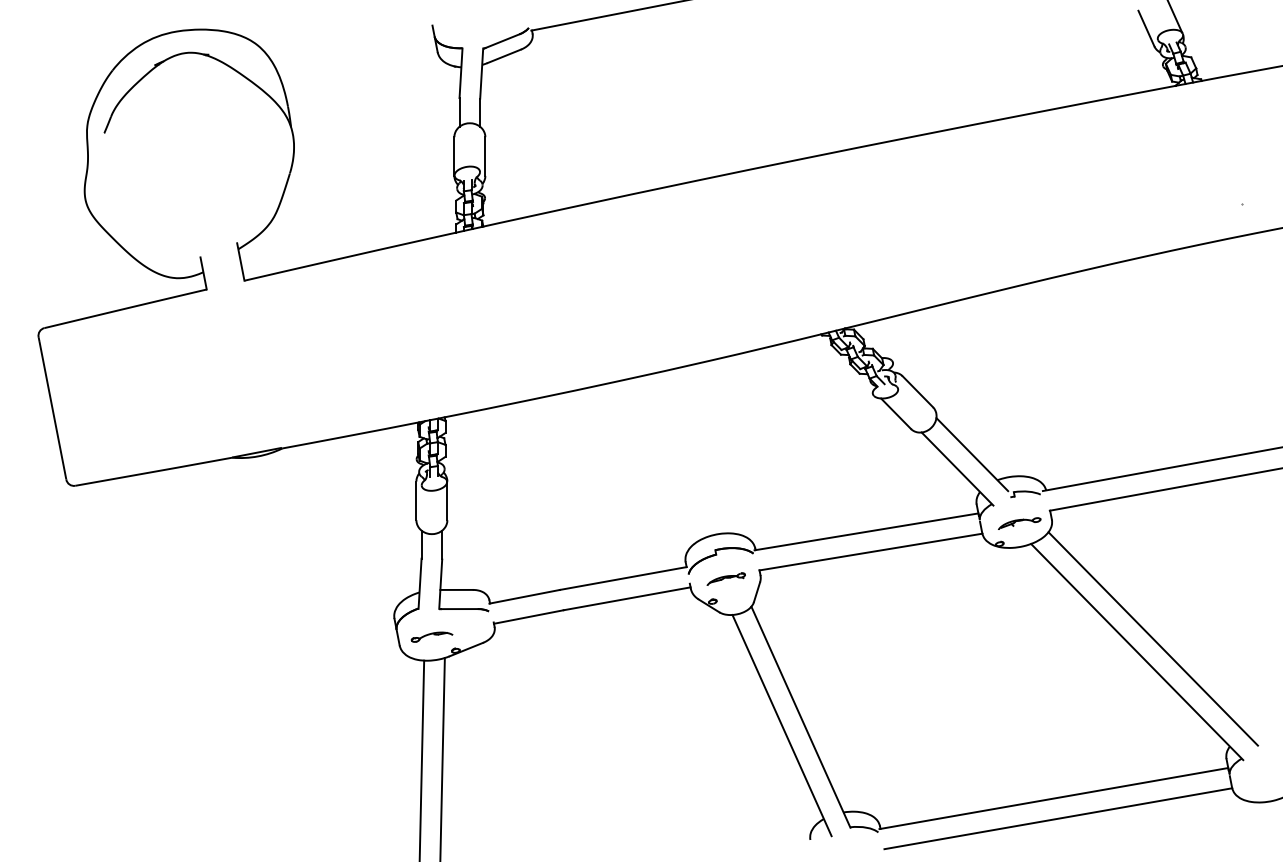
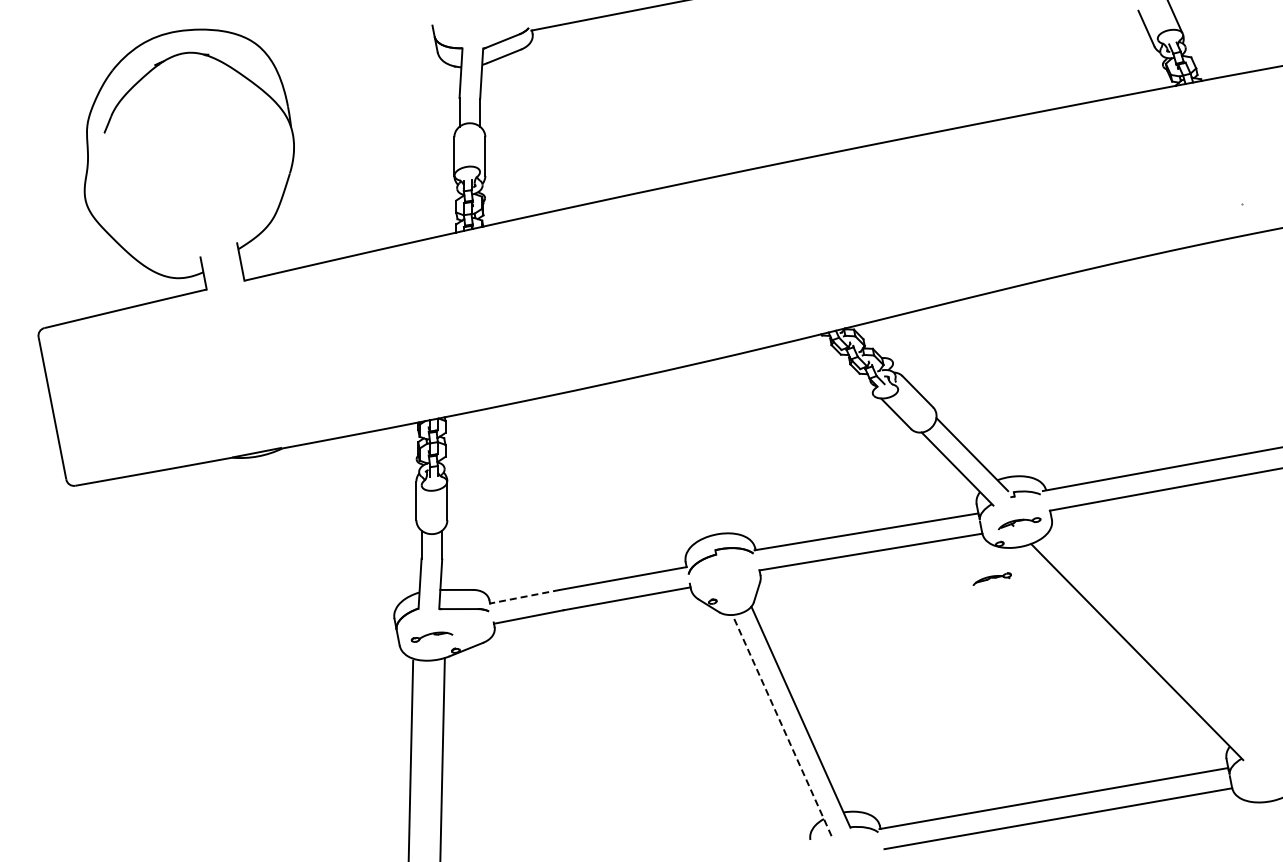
part position: (725, 578) -> (991, 578) (991, 578)
line: solid -> dashed (524, 596)
line: present -> none (1152, 638)
line: solid -> dashed (781, 725)
line position: (421, 759) -> (410, 759) (410, 759)
